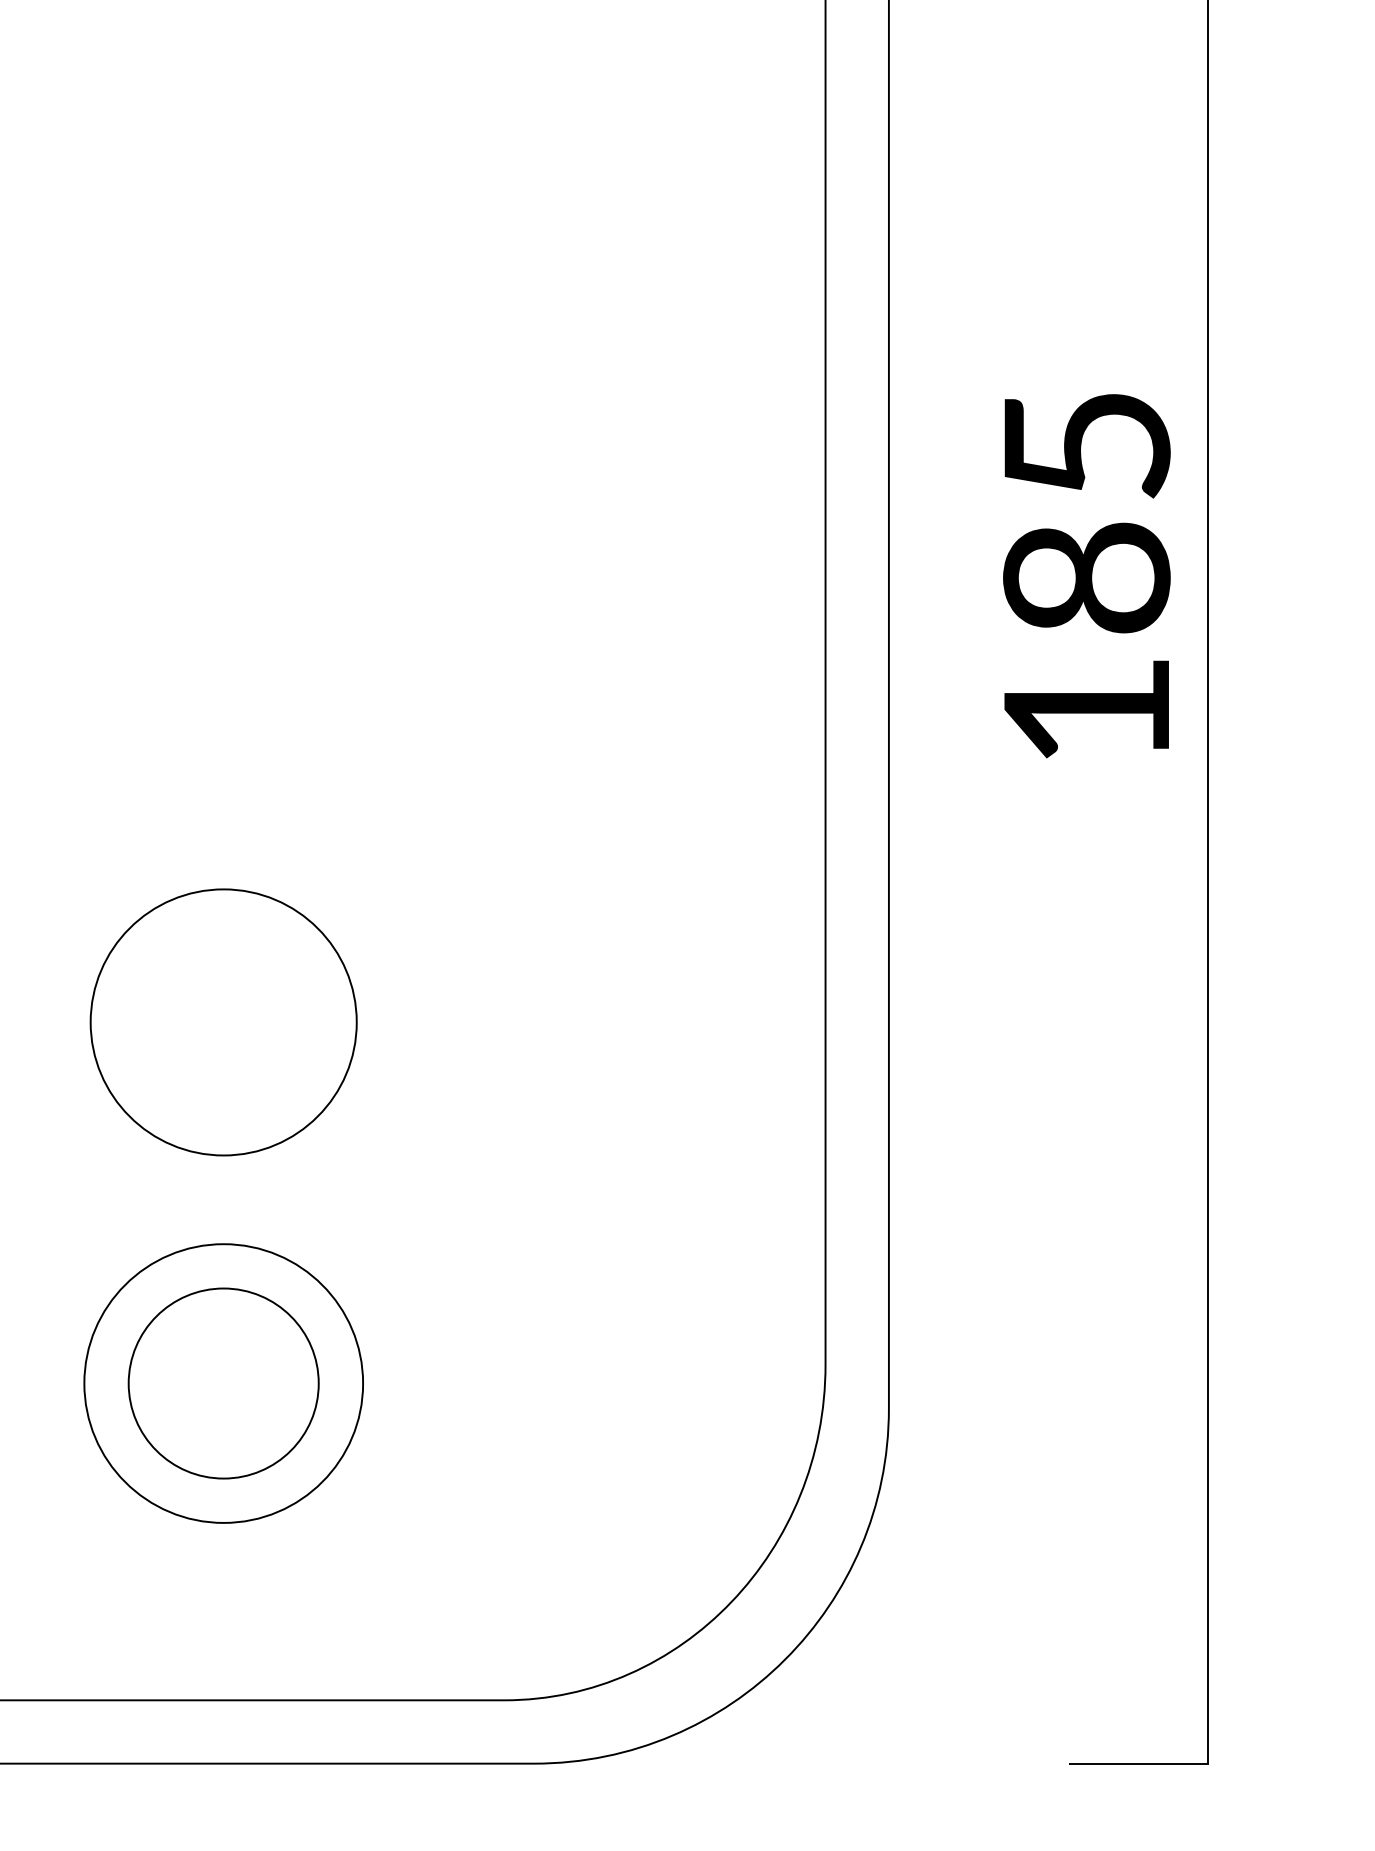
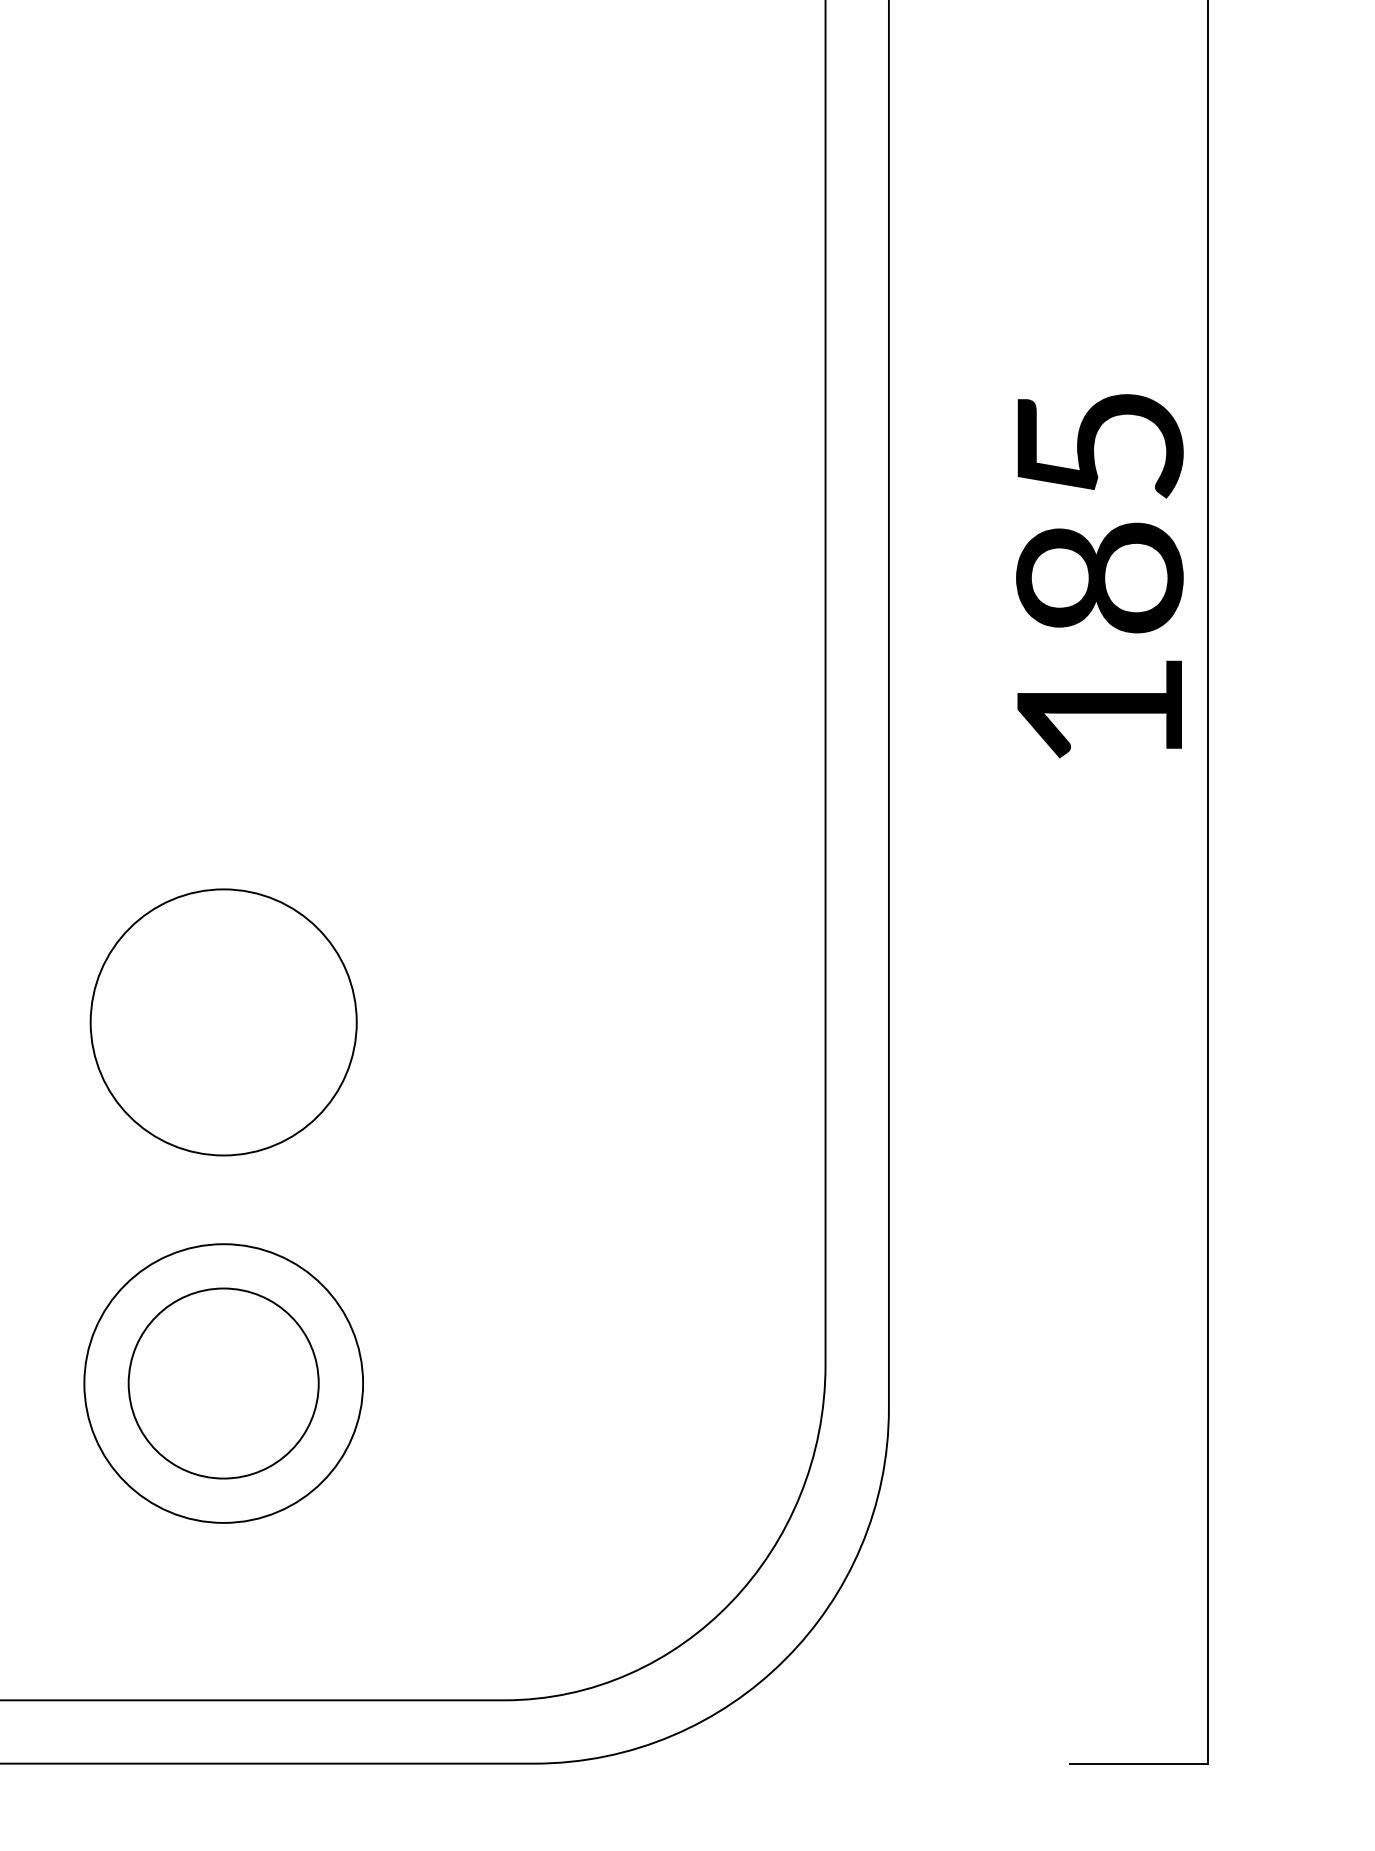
text position: (1086, 576) -> (1099, 576) (1099, 576)
